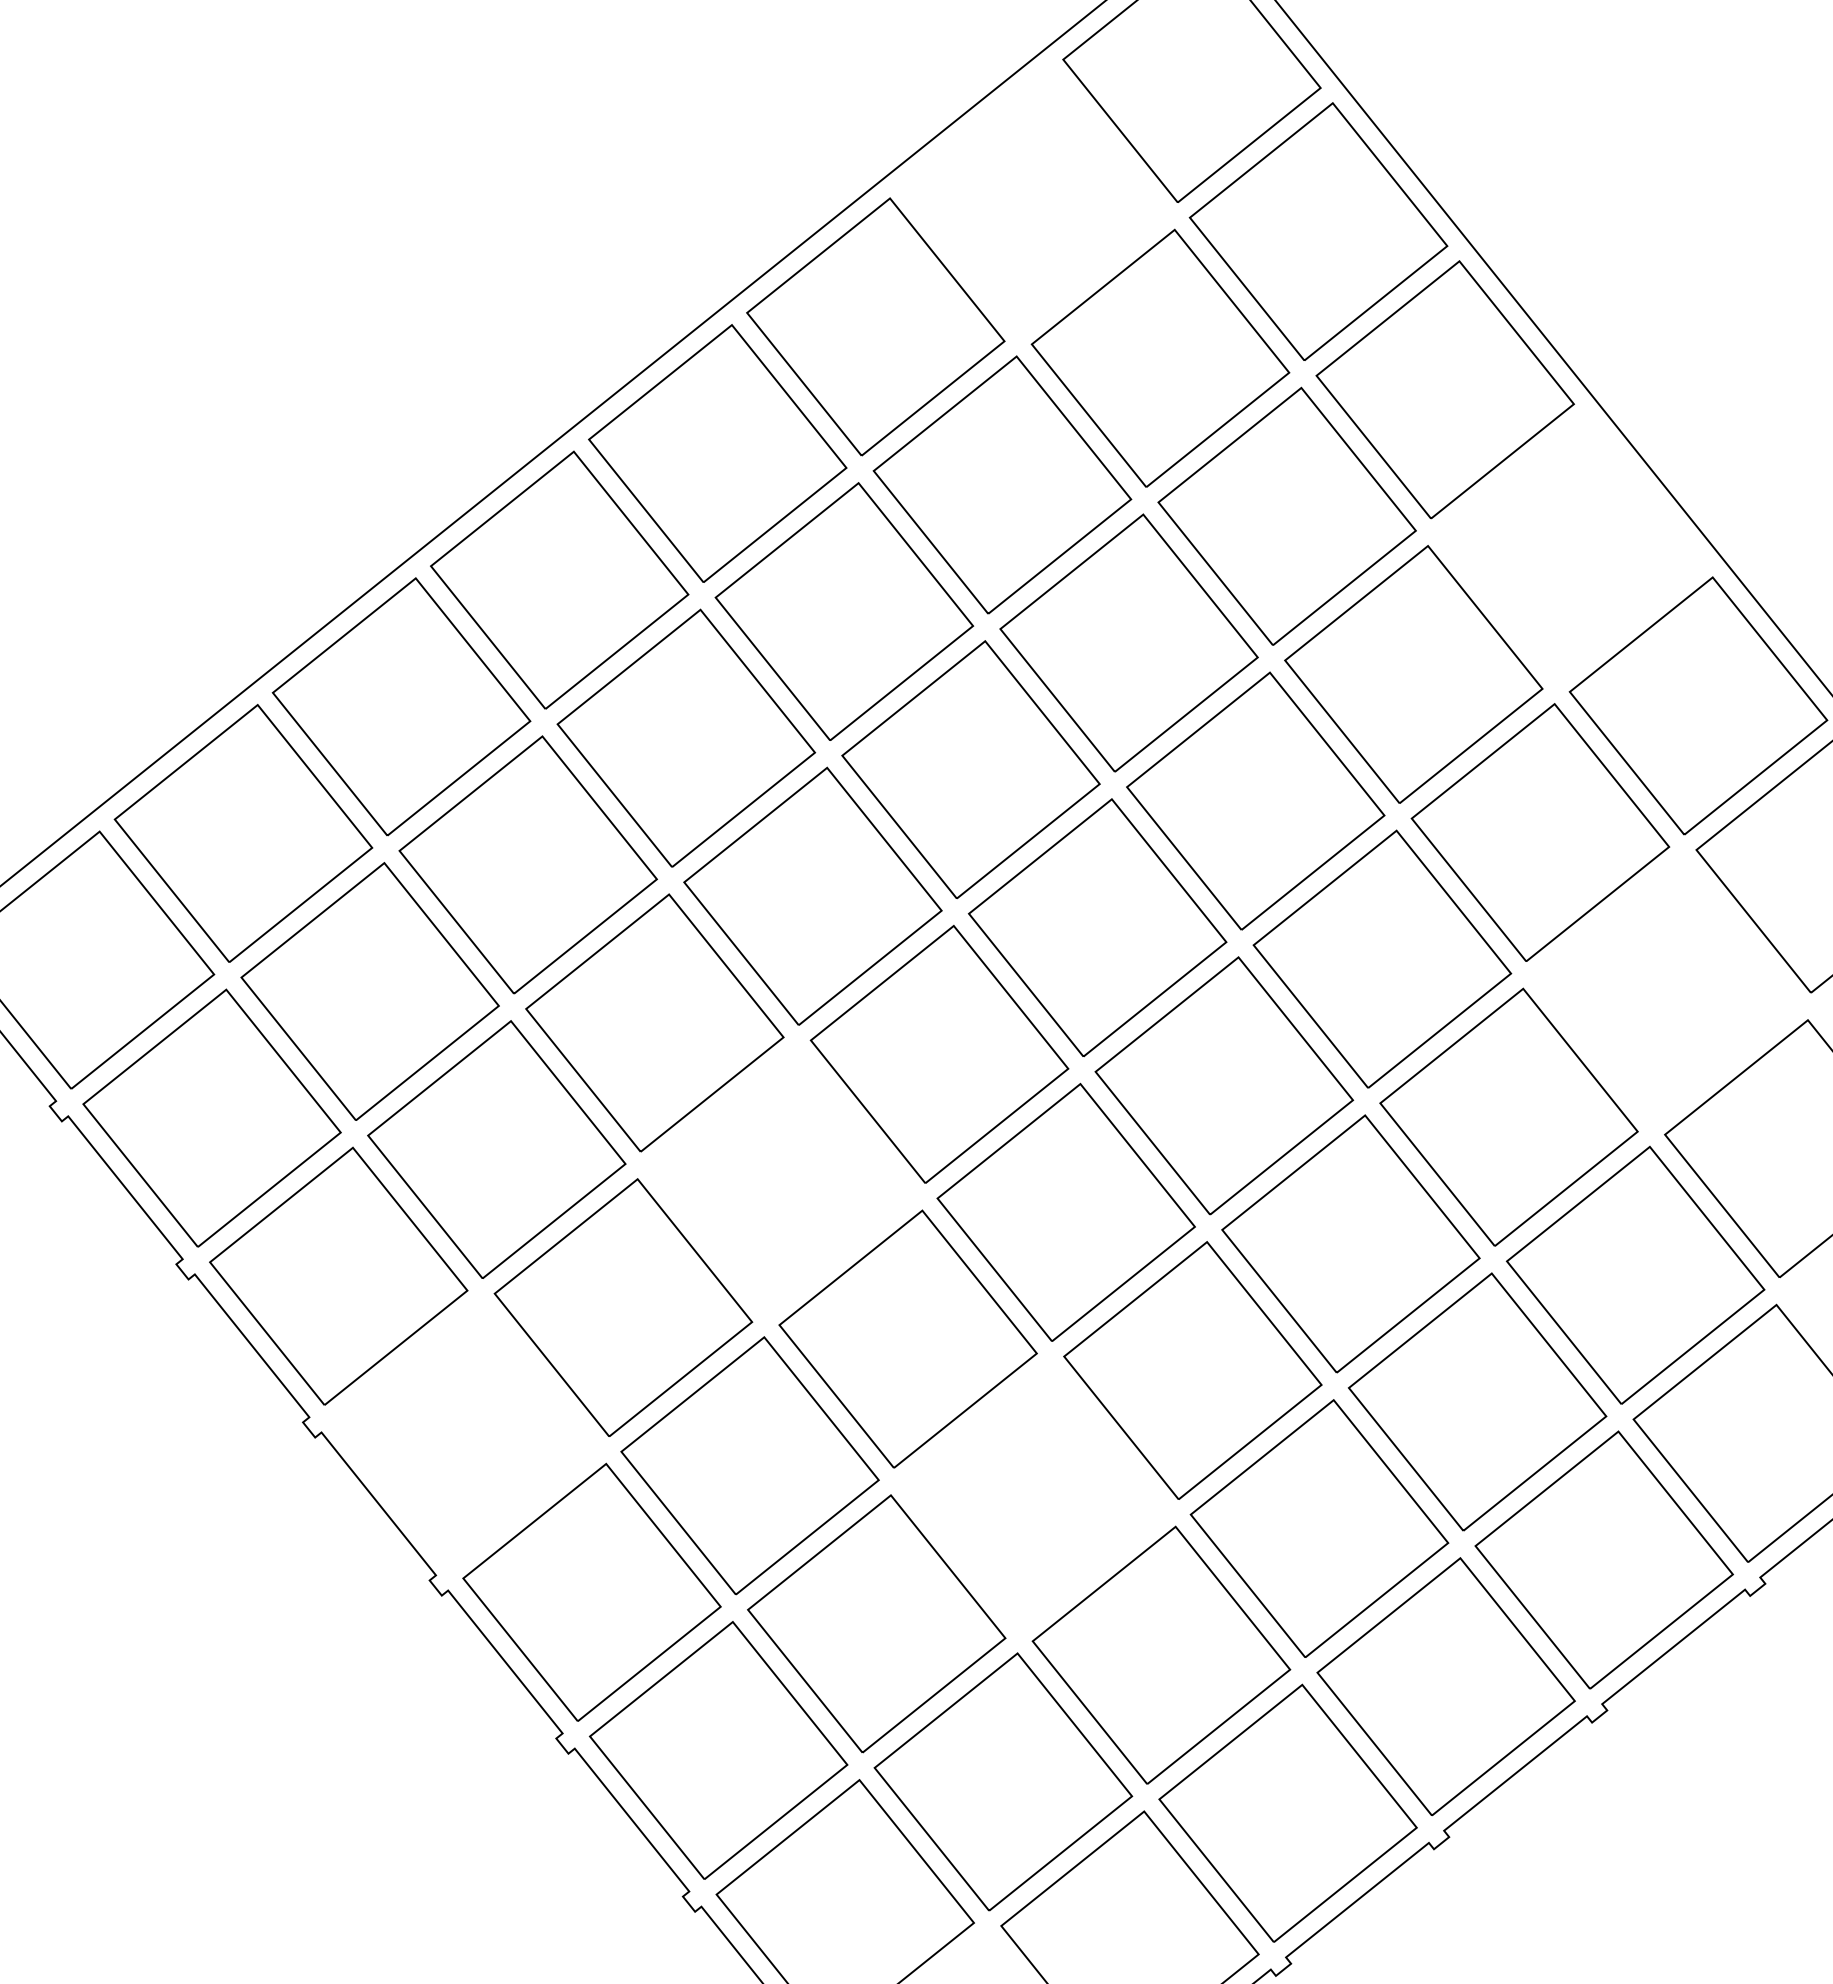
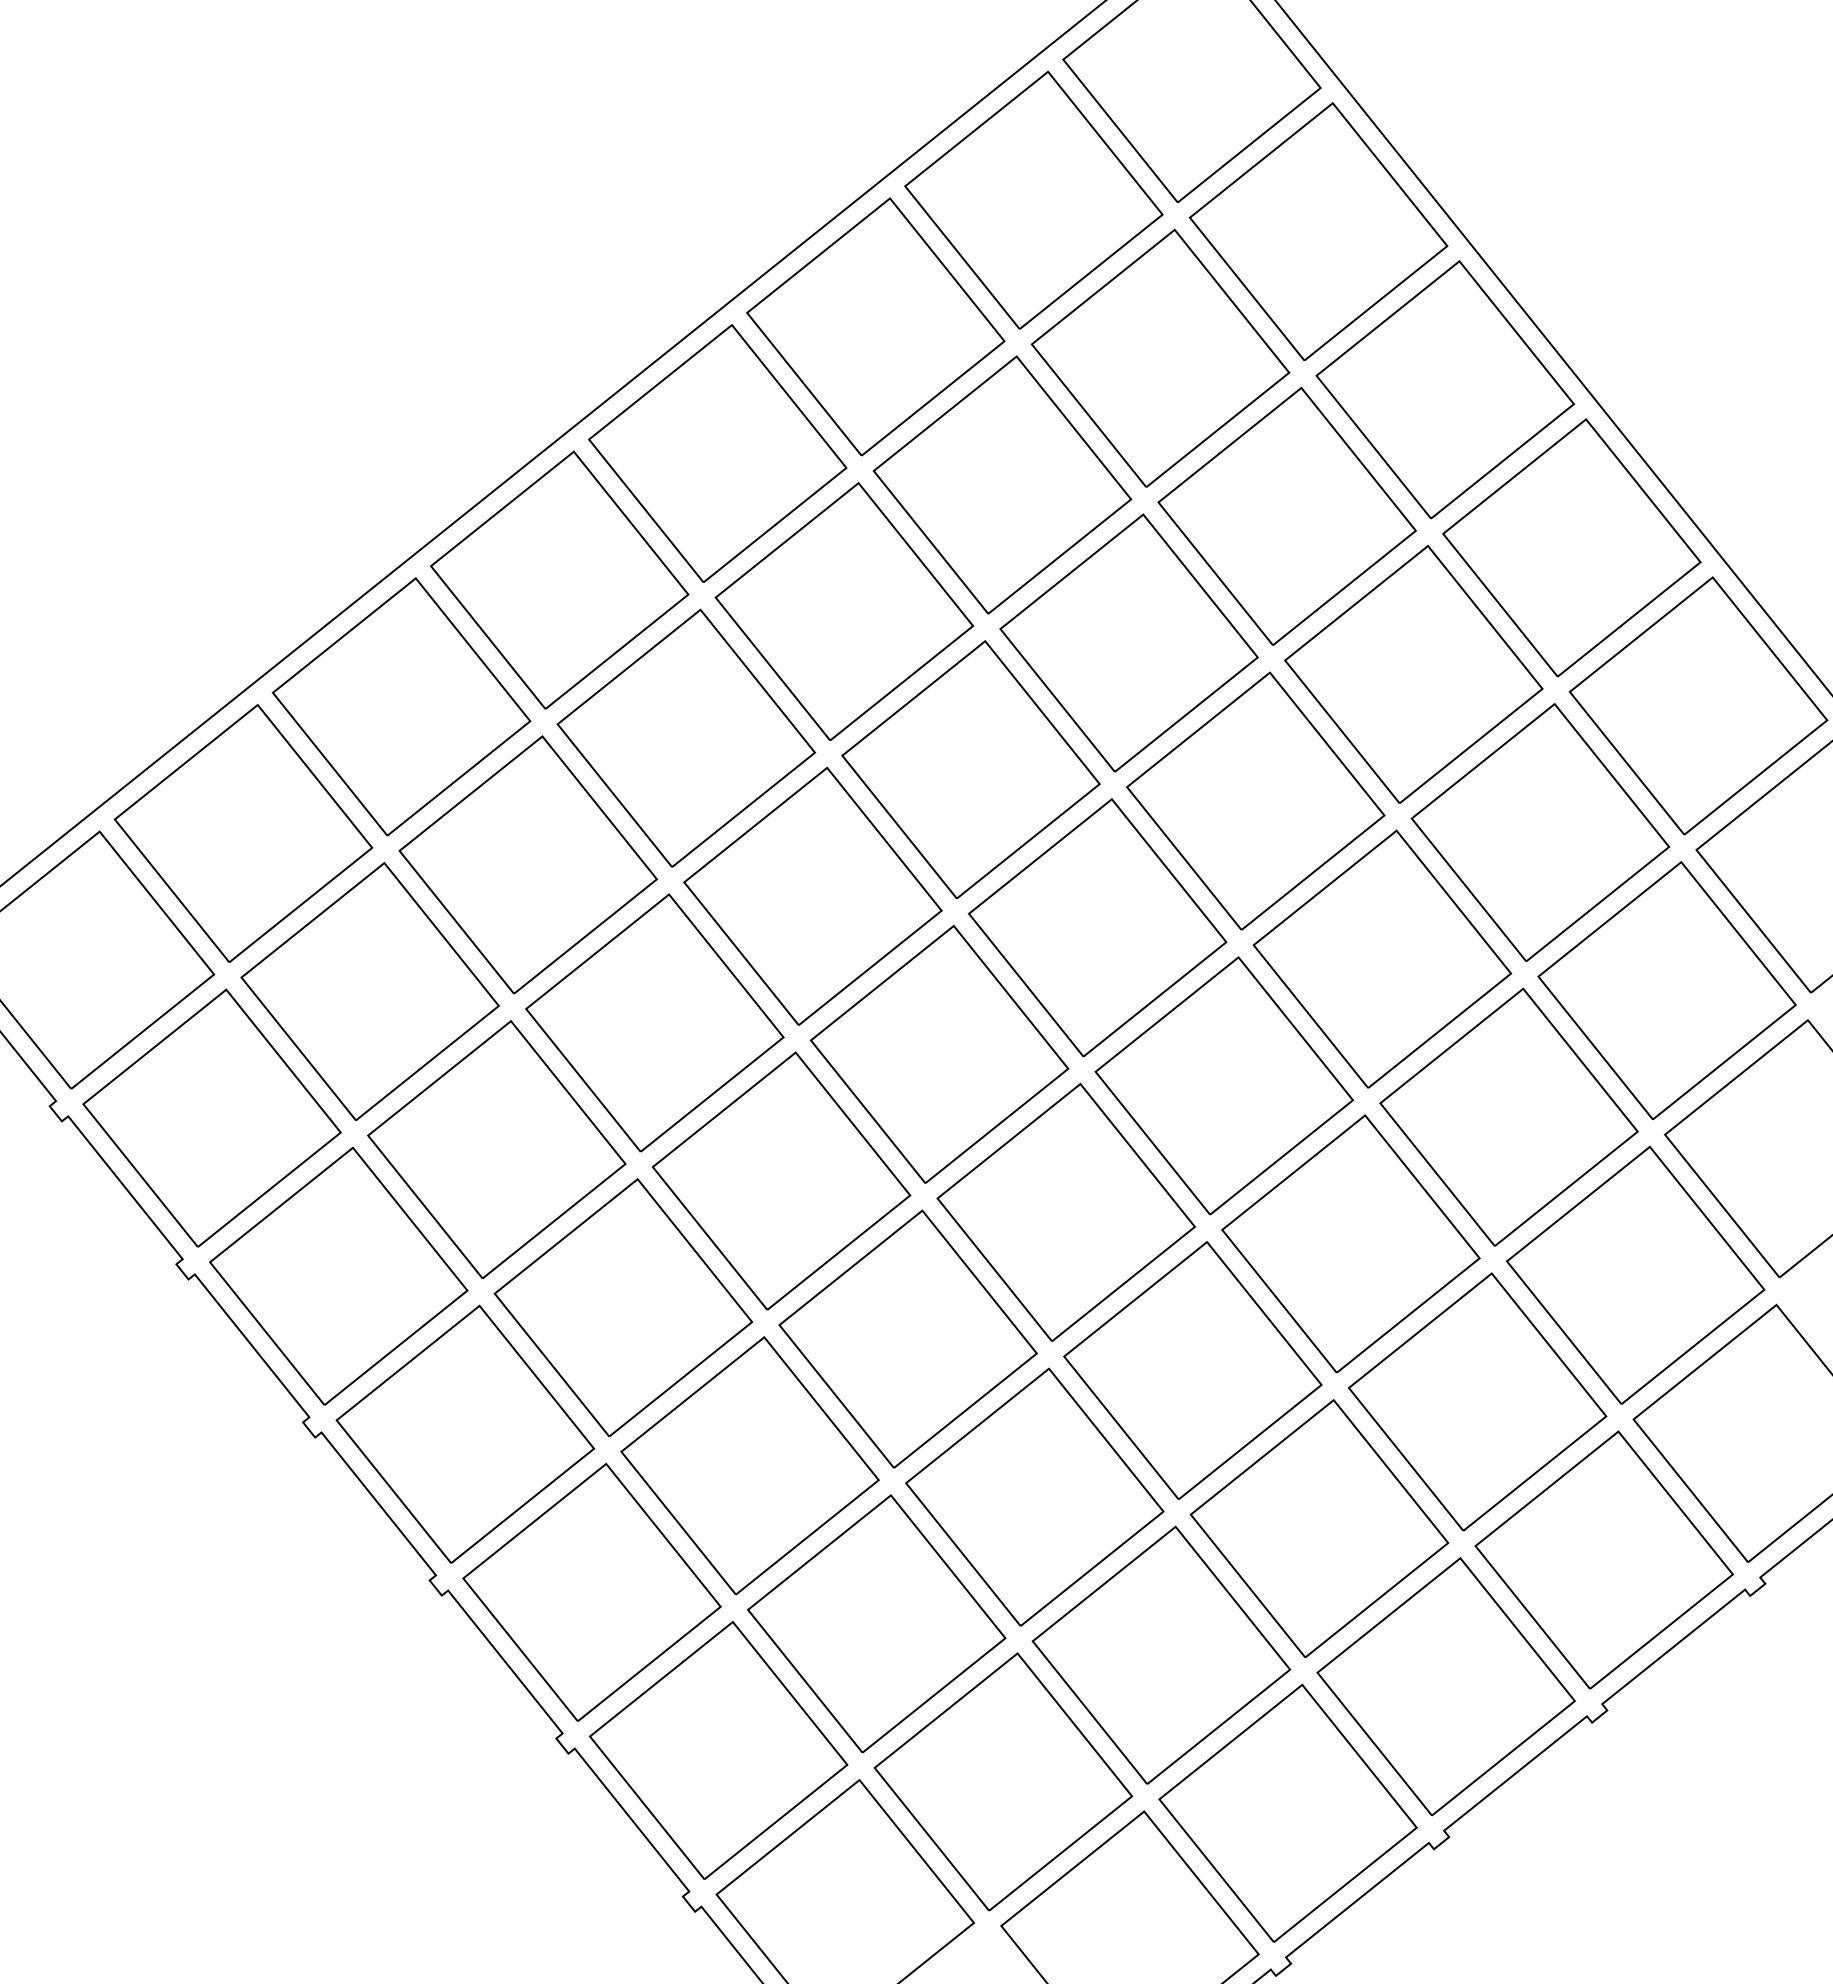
part: none -> present (1033, 199)
part: none -> present (1571, 547)
part: none -> present (1666, 990)
part: none -> present (781, 1180)
part: none -> present (465, 1433)
part: none -> present (1034, 1496)
